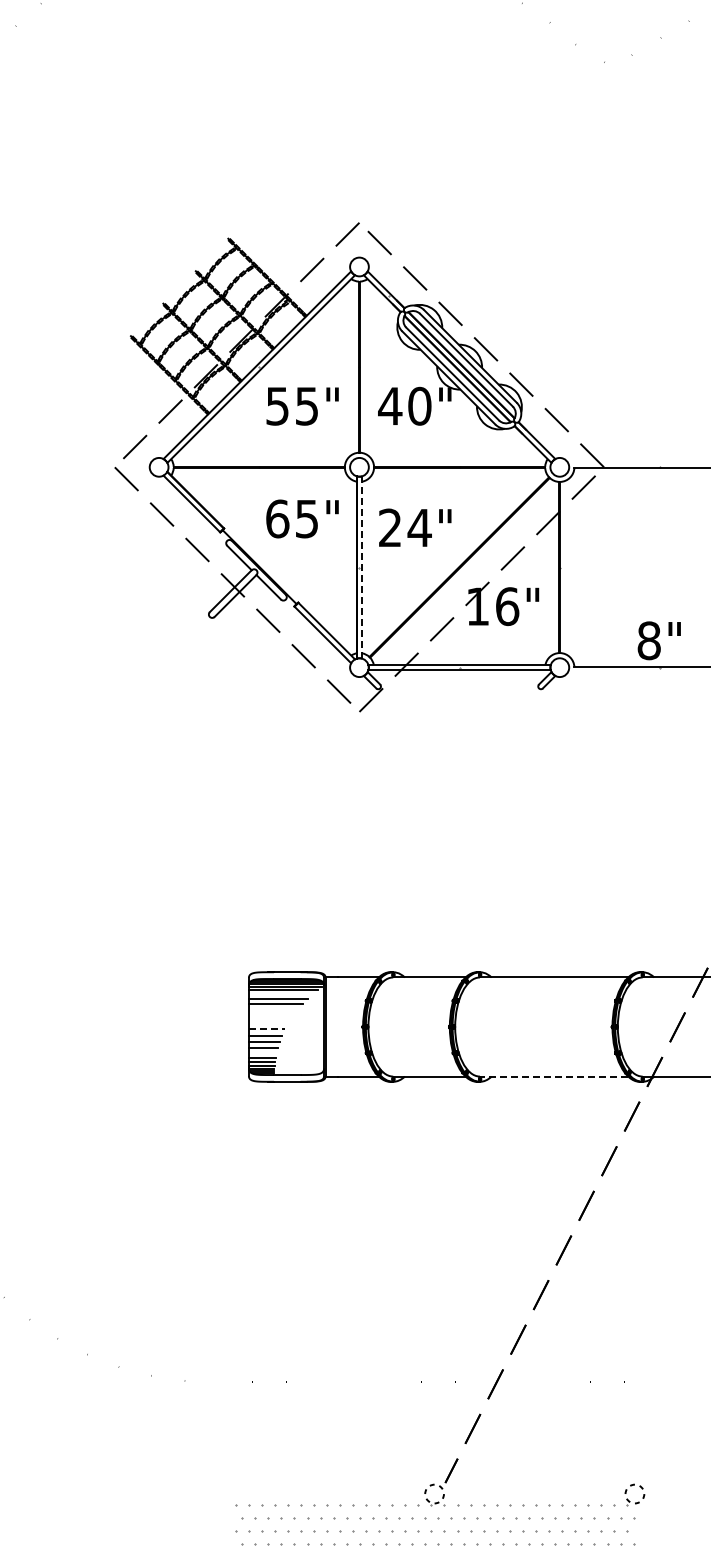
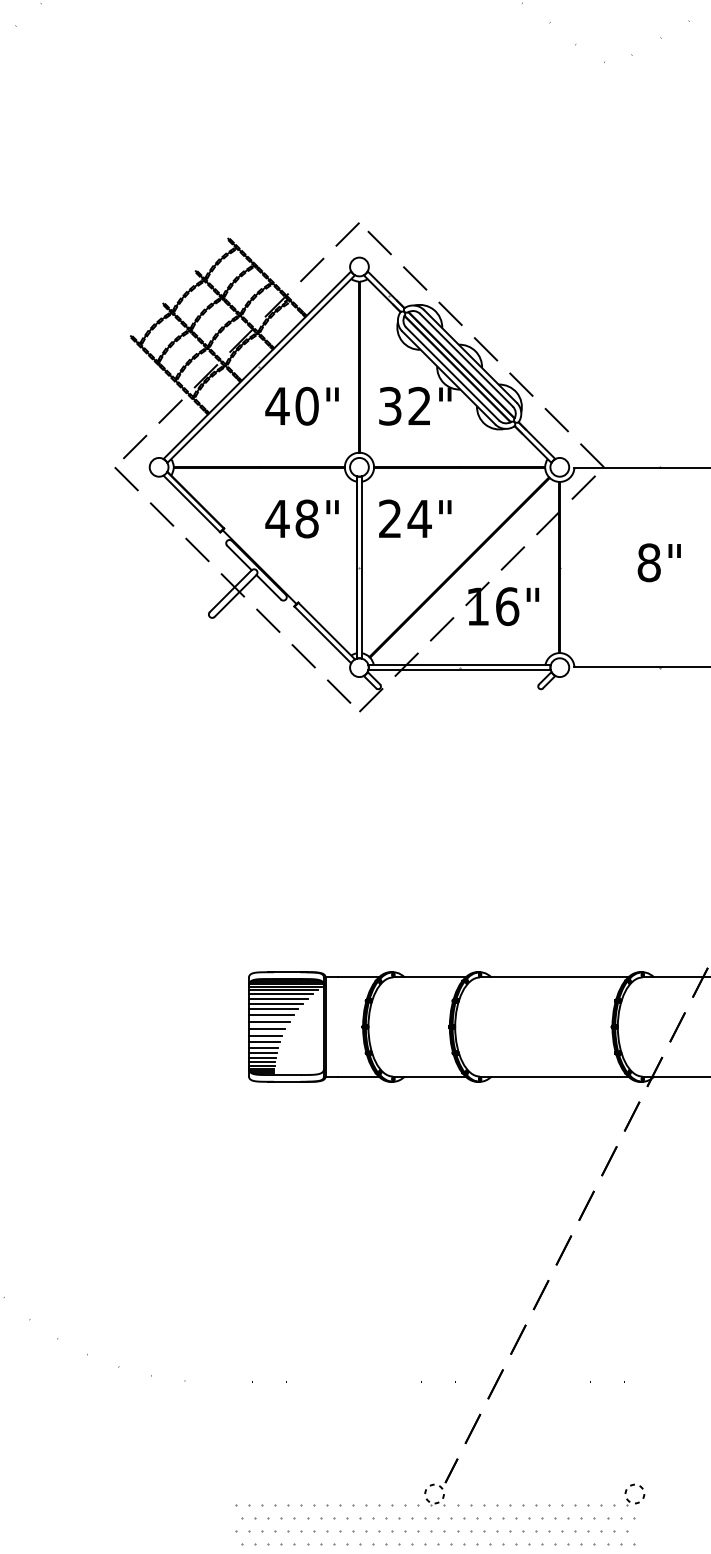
text: 55" -> 40" (291, 405)
text: 40" -> 32" (404, 405)
text: 65" -> 48" (291, 518)
text position: (415, 527) -> (415, 518) (415, 518)
line: dashed -> solid (362, 567)
text position: (658, 640) -> (658, 562) (658, 562)
line: none -> present (280, 994)
line: none -> present (273, 1009)
line: none -> present (270, 1015)
line: none -> present (268, 1021)
line: dashed -> solid (267, 1029)
line: none -> present (262, 1053)
line: dashed -> solid (553, 1076)
